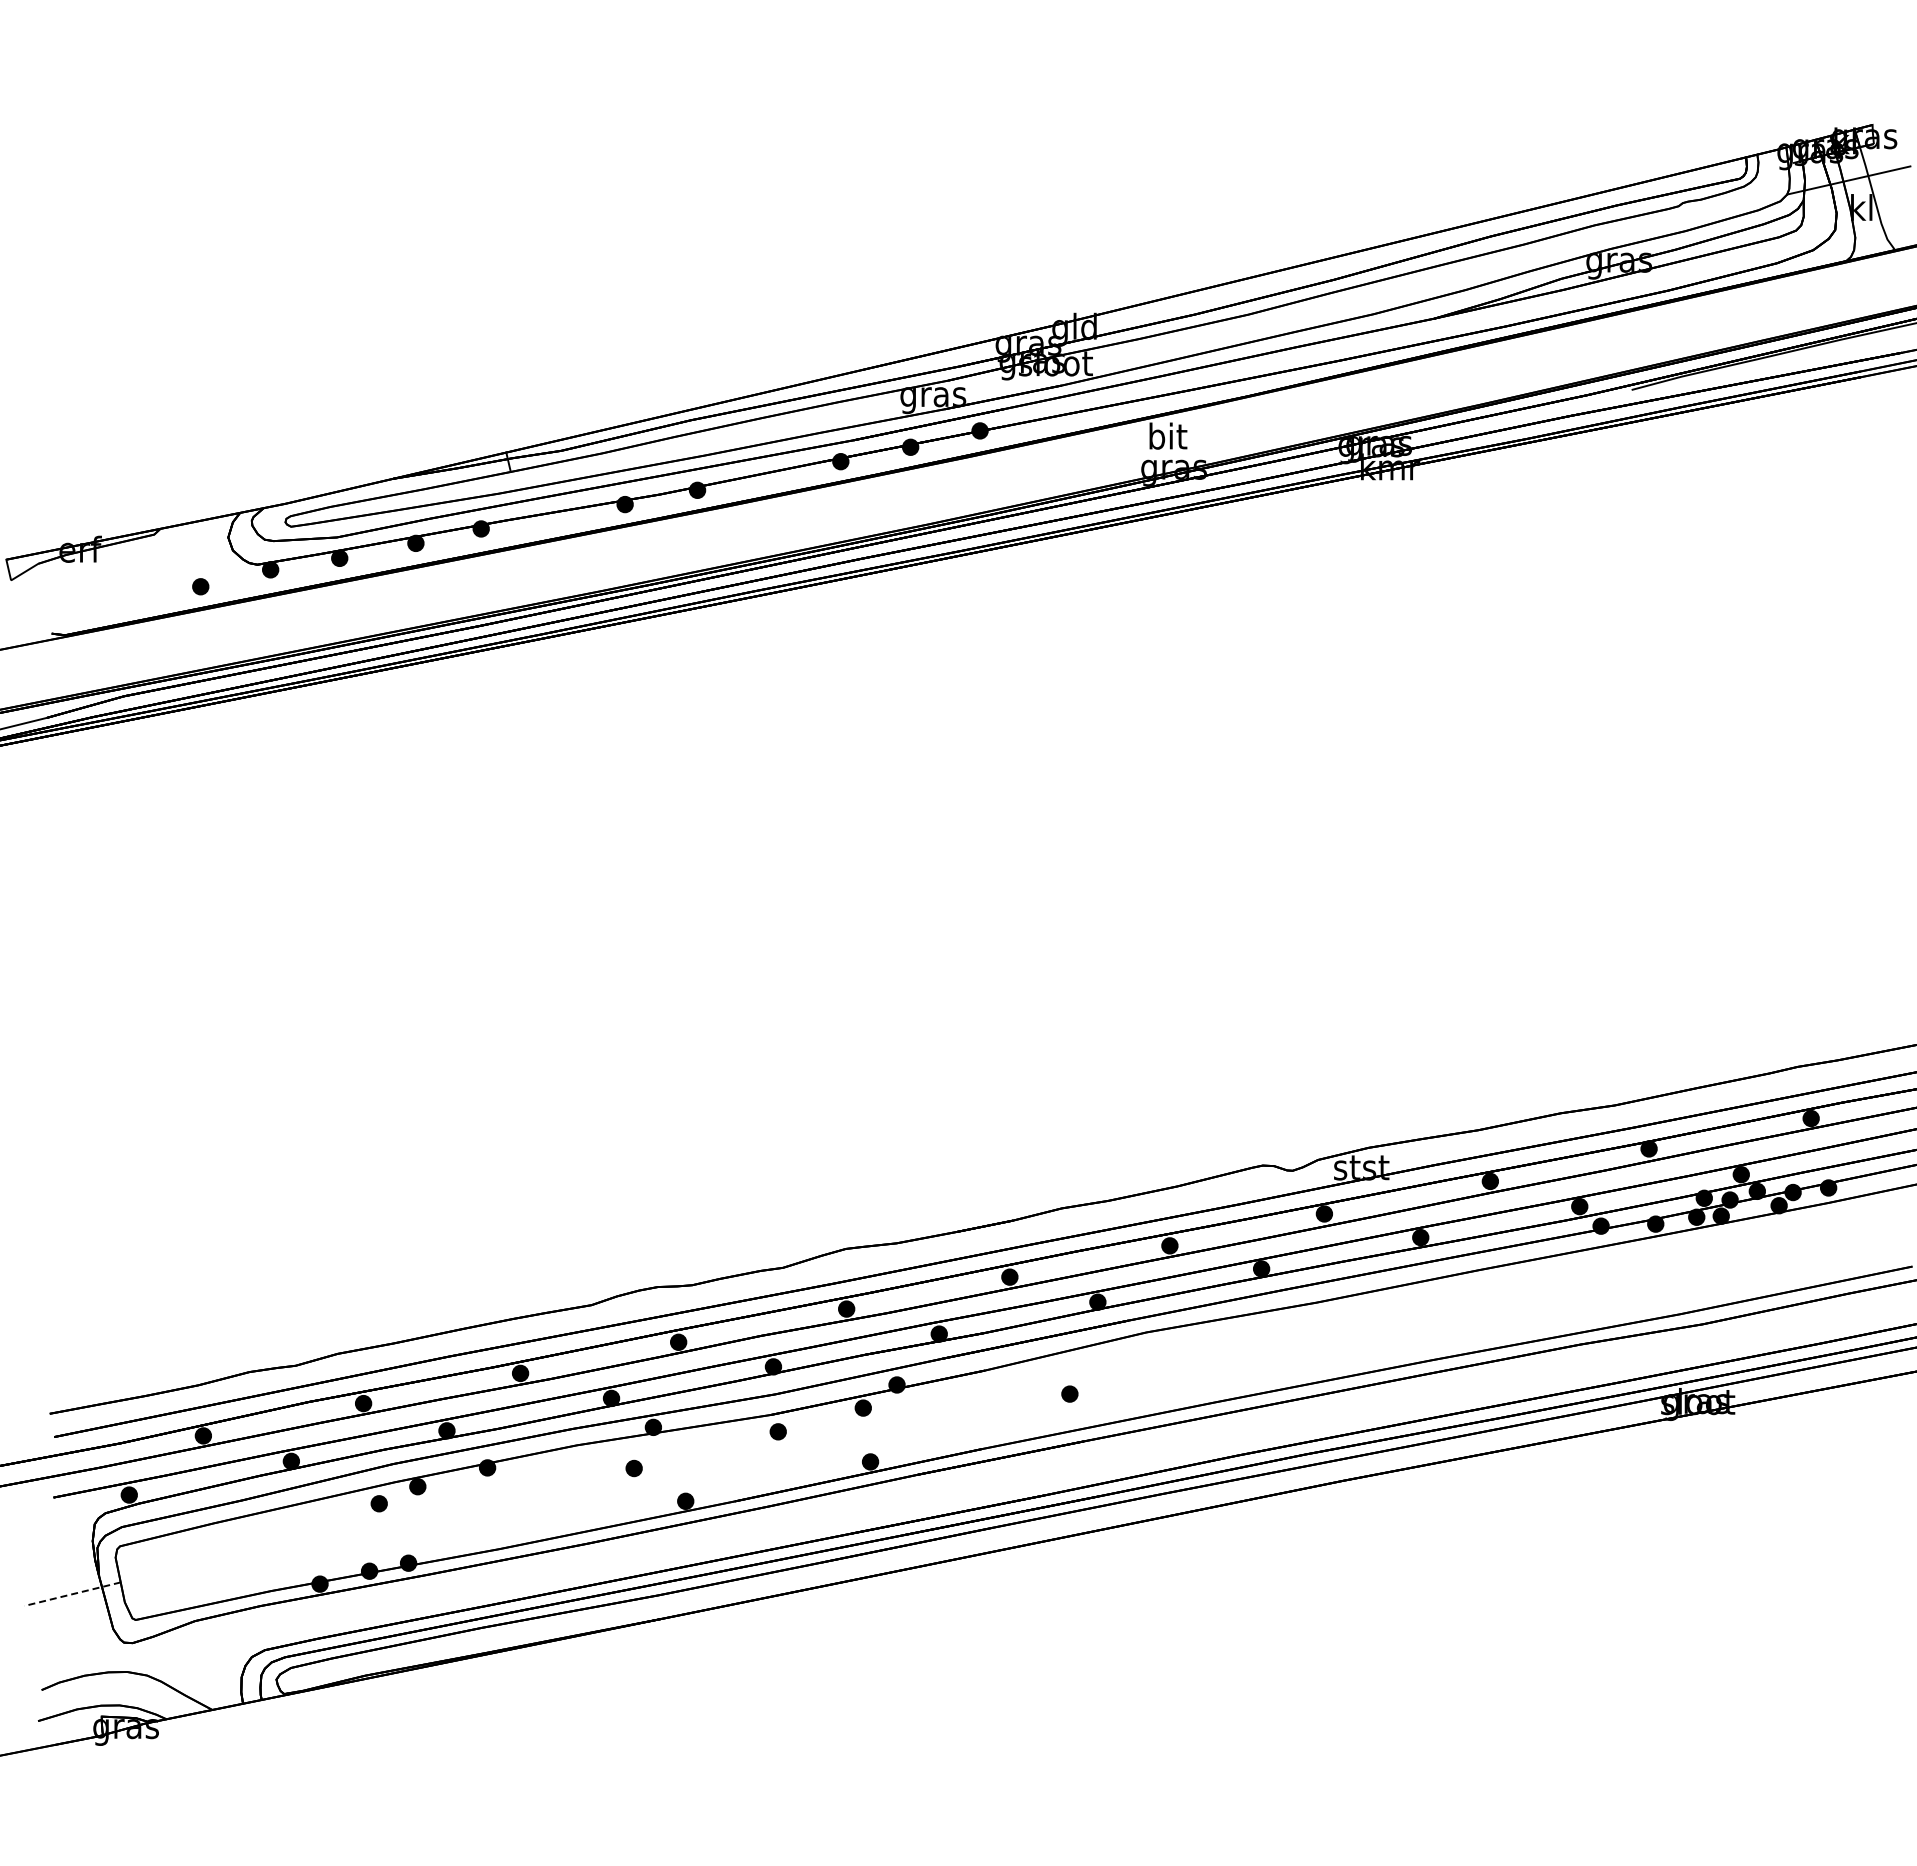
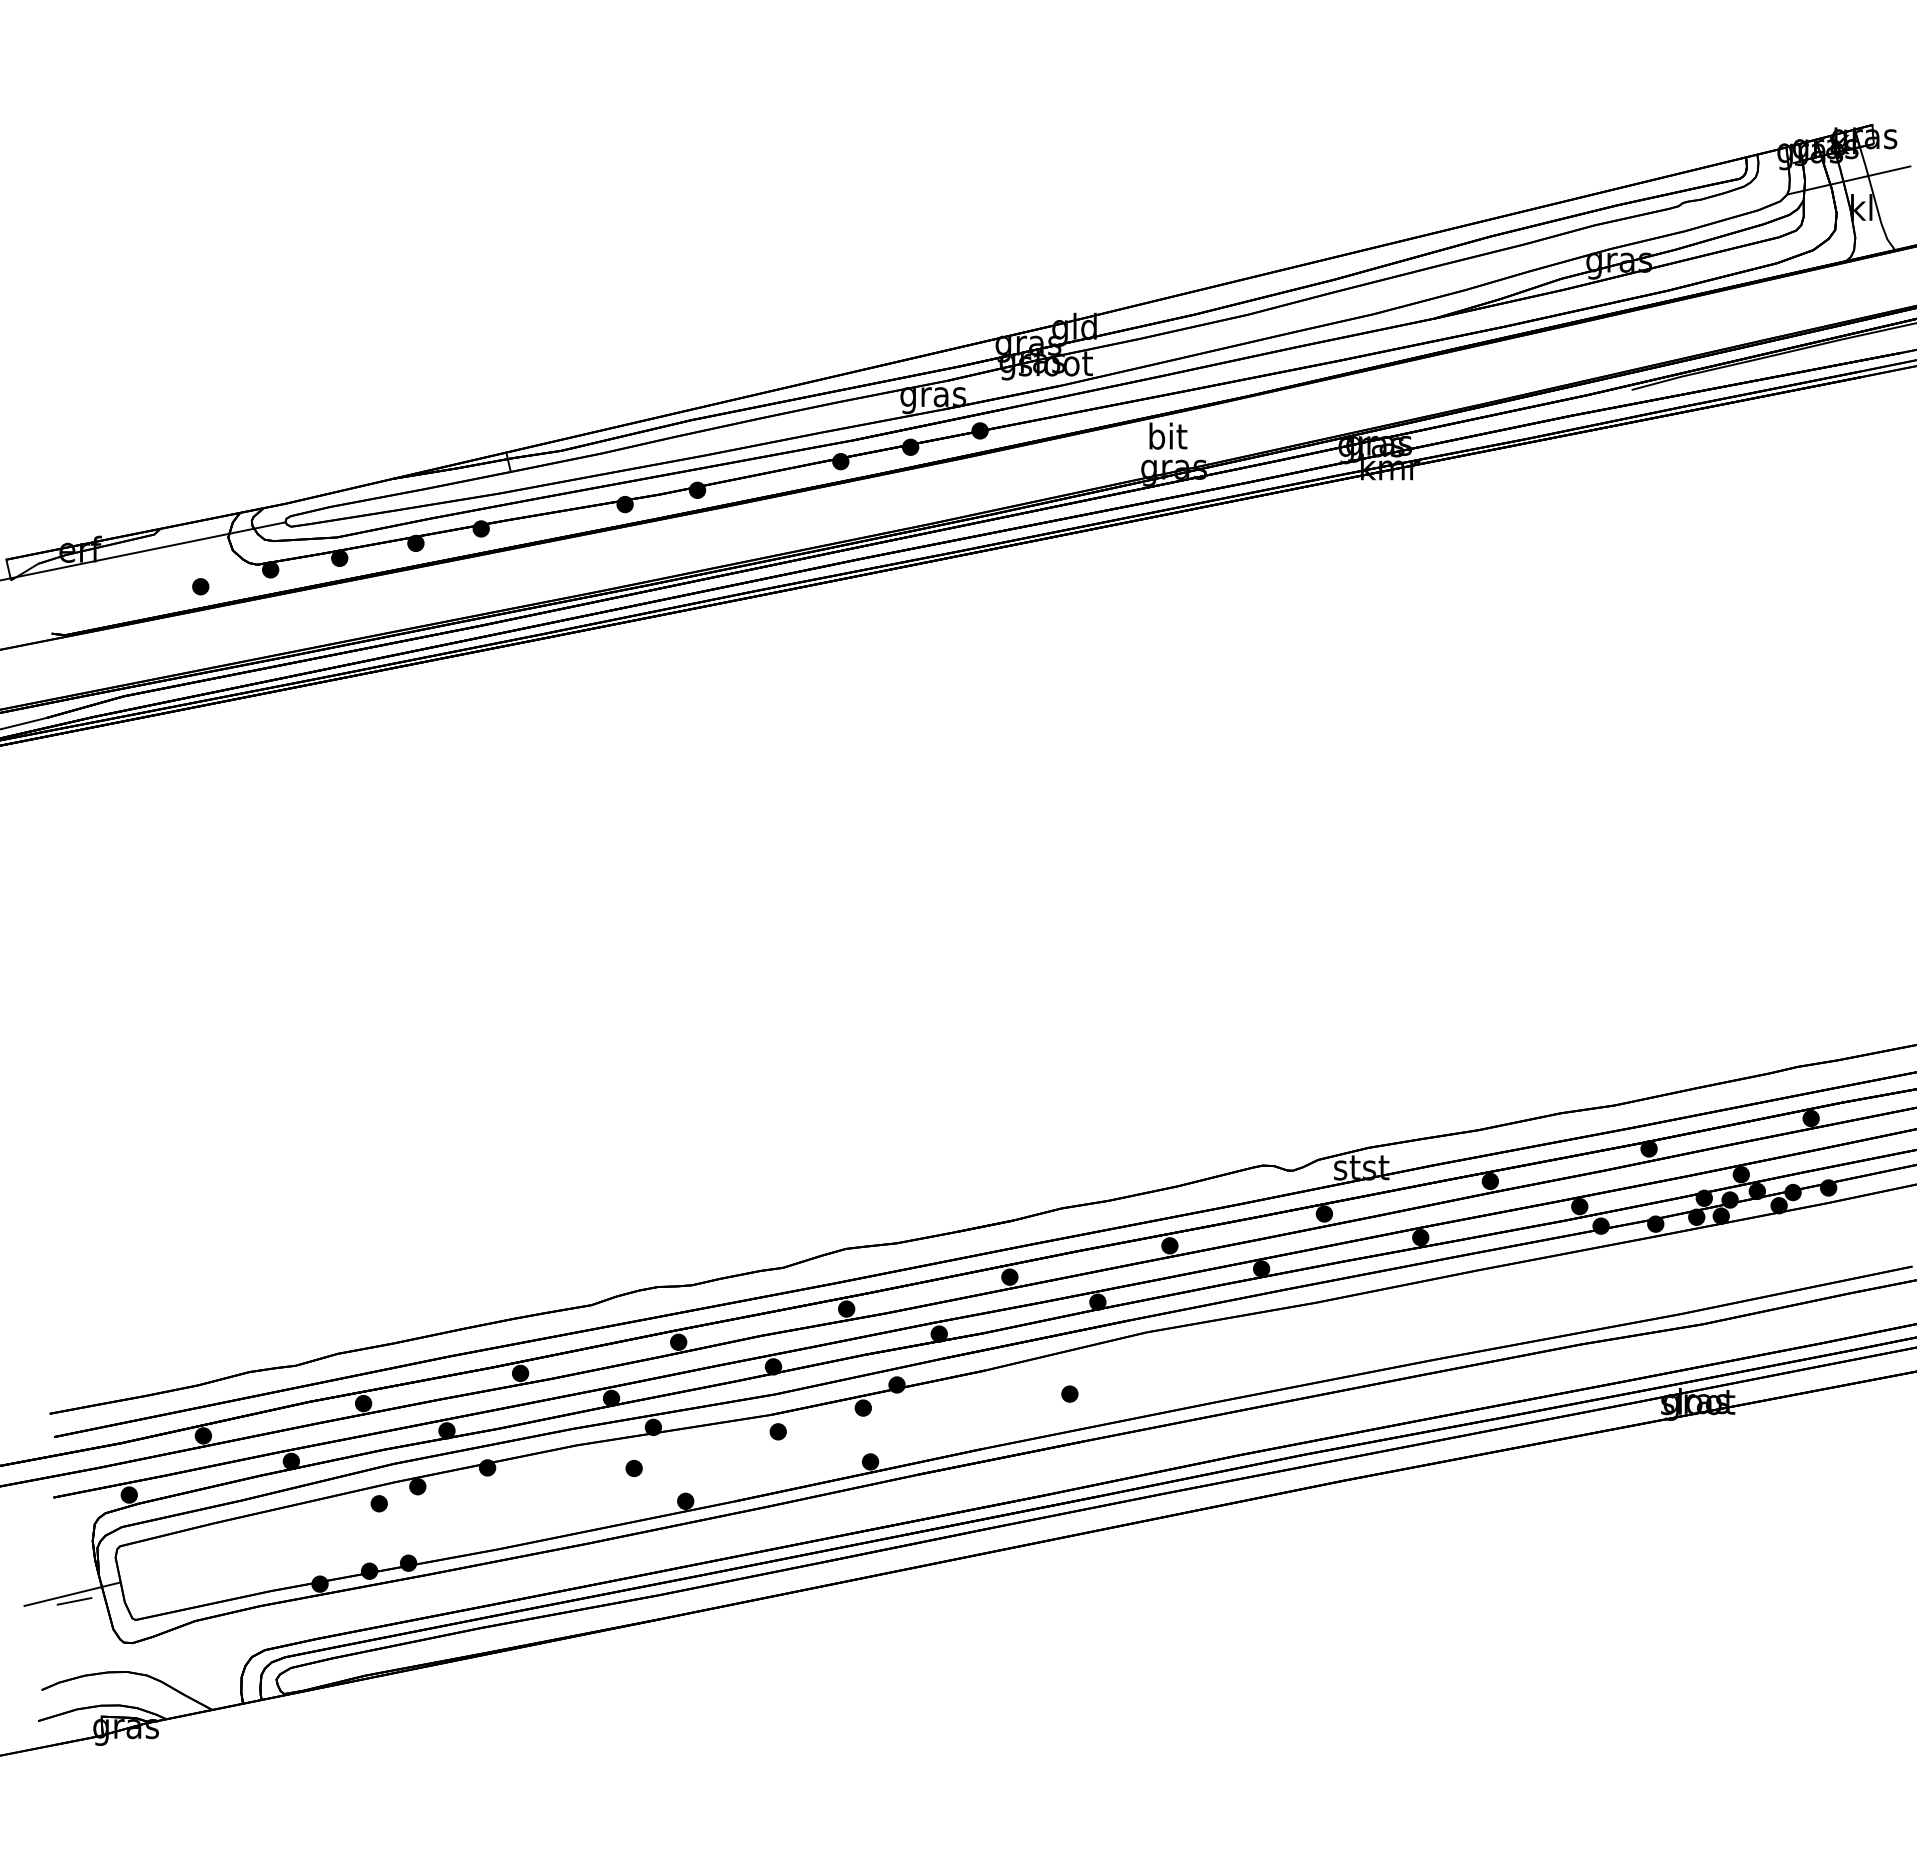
line: none -> present (143, 551)
line: dashed -> solid (72, 1594)
line: none -> present (74, 1601)
